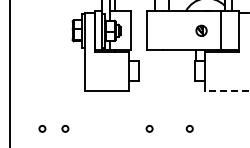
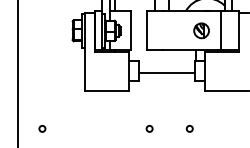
part size: 13x13 px -> 17x18 px (201, 30)
line position: (9, 73) -> (17, 73) (17, 73)
line: none -> present (166, 73)
line: dashed -> solid (227, 90)
circle: present -> none (65, 128)
